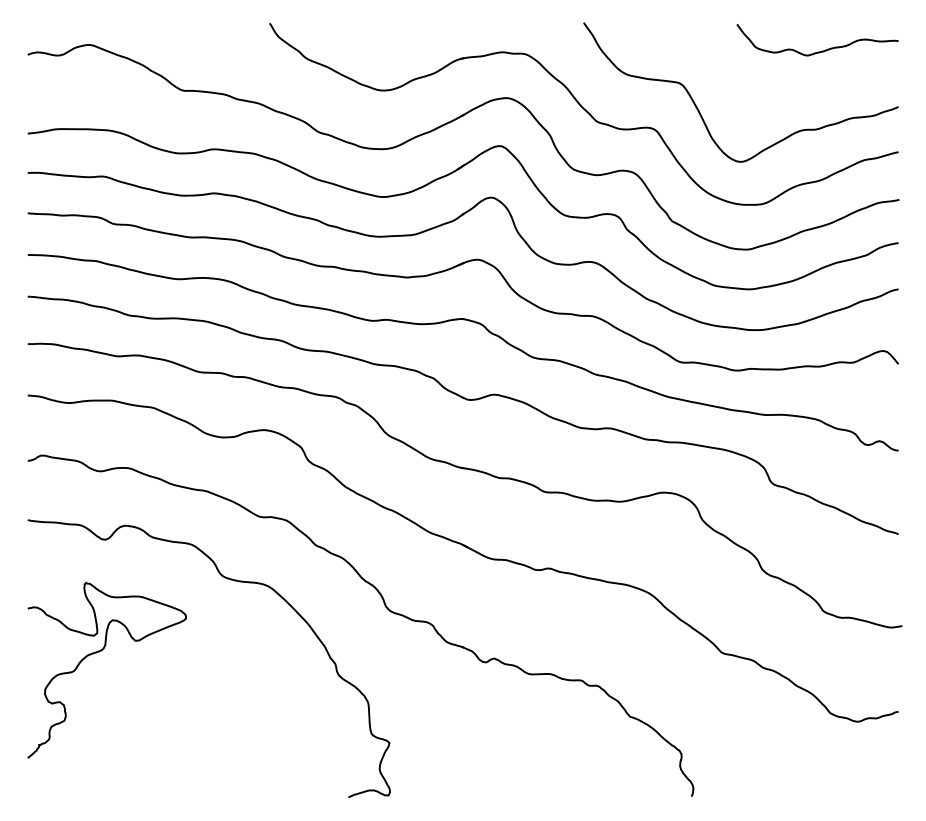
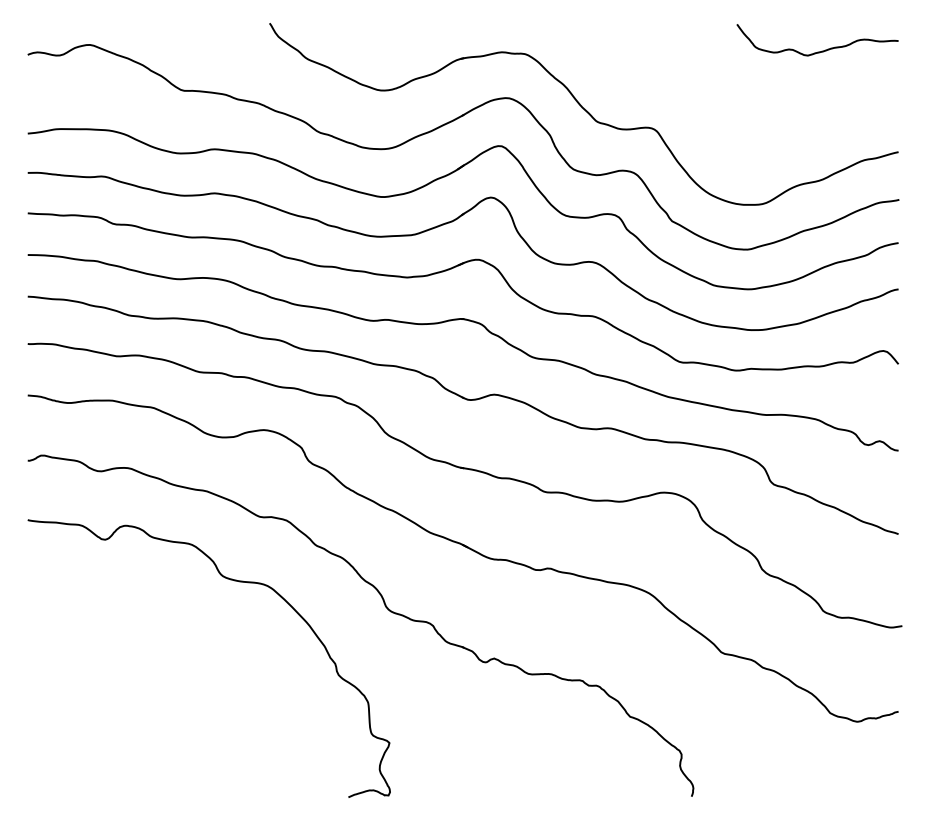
curve: present -> none (700, 112)
curve: present -> none (99, 652)
